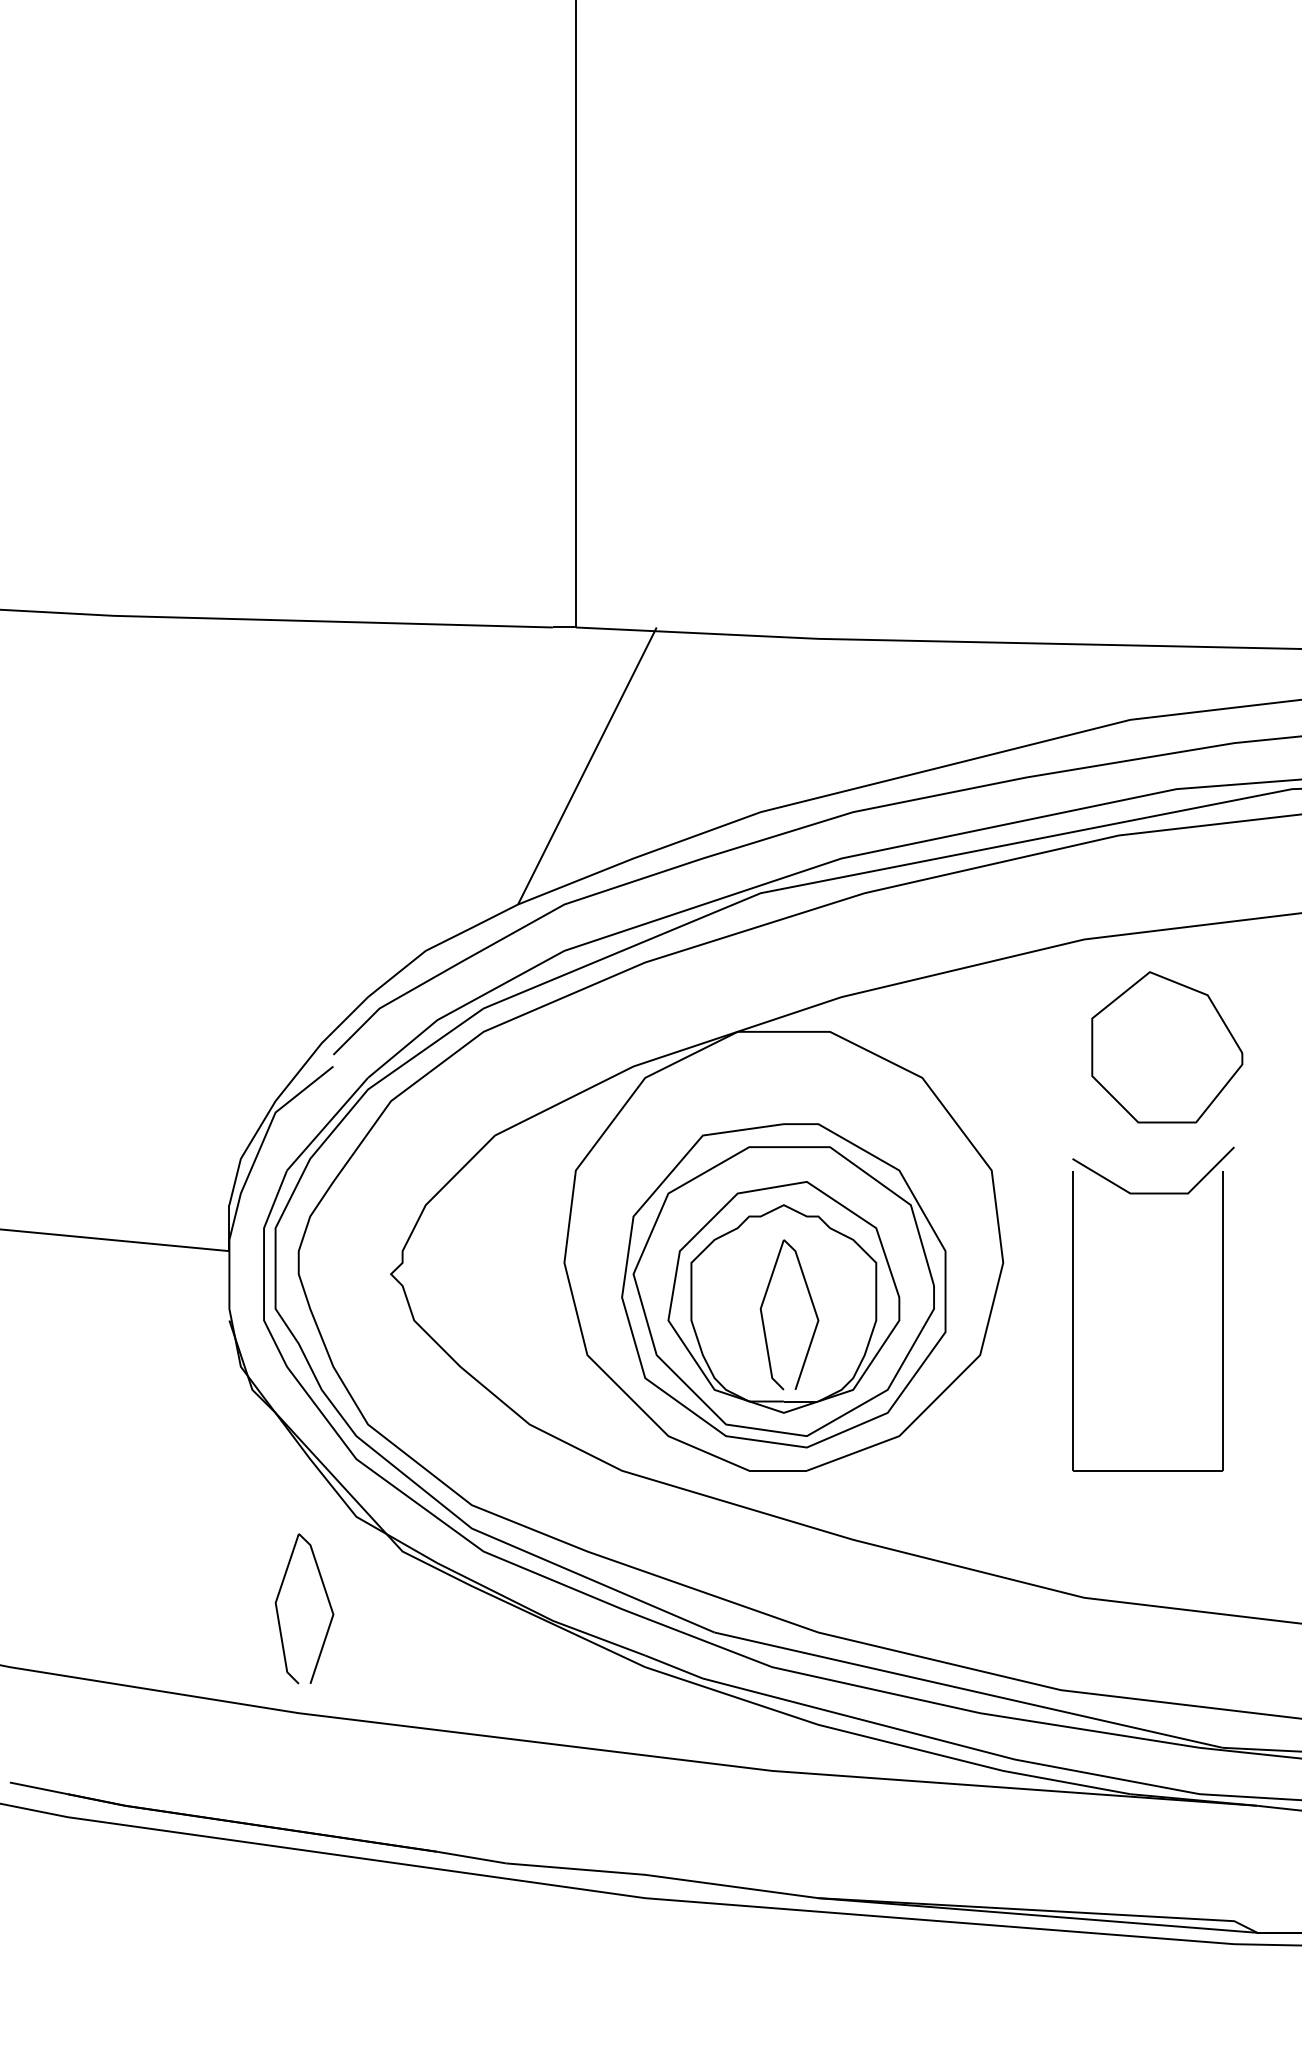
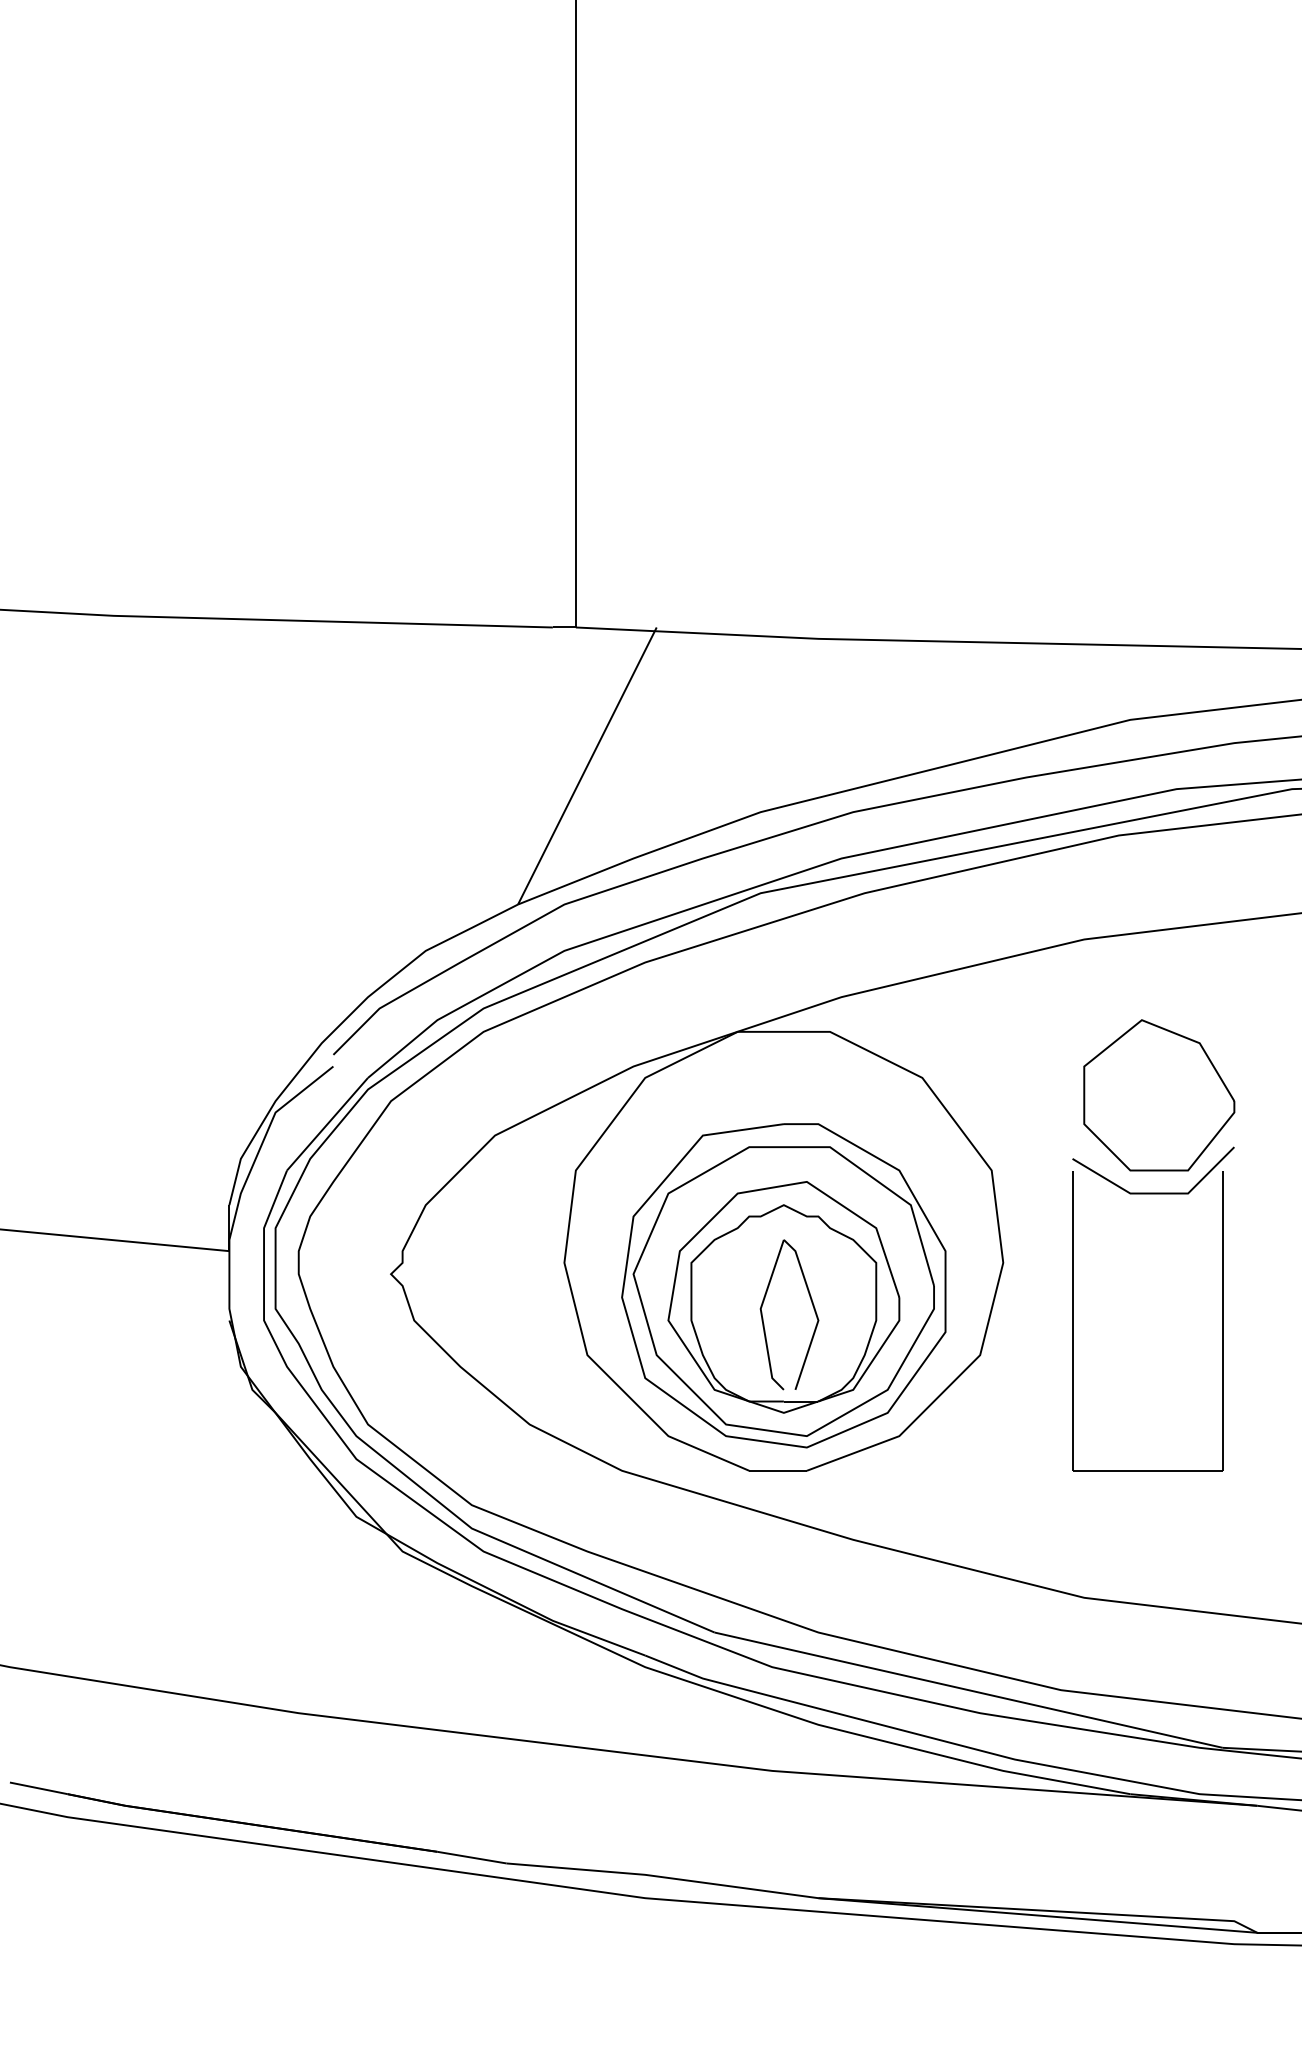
part position: (1167, 1047) -> (1159, 1095) (1159, 1095)
part: present -> none (327, 1600)
